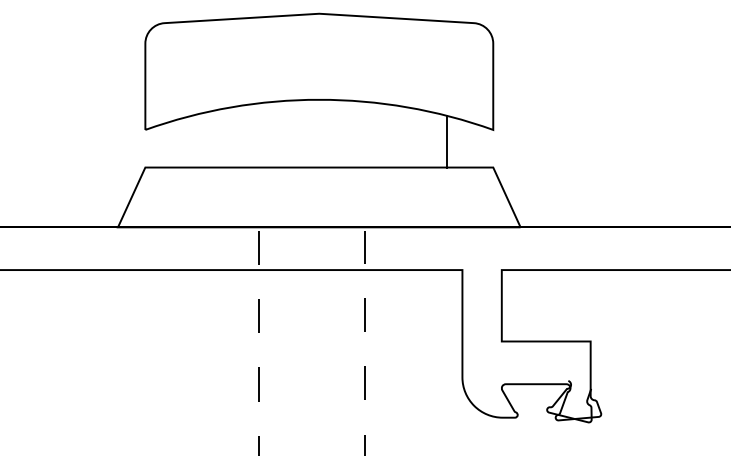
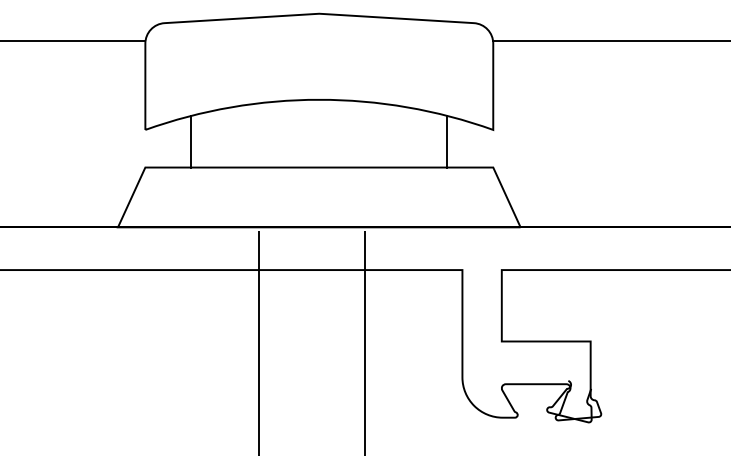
line: none -> present (73, 41)
line: none -> present (610, 41)
line: none -> present (191, 141)
line: dashed -> solid (364, 455)
